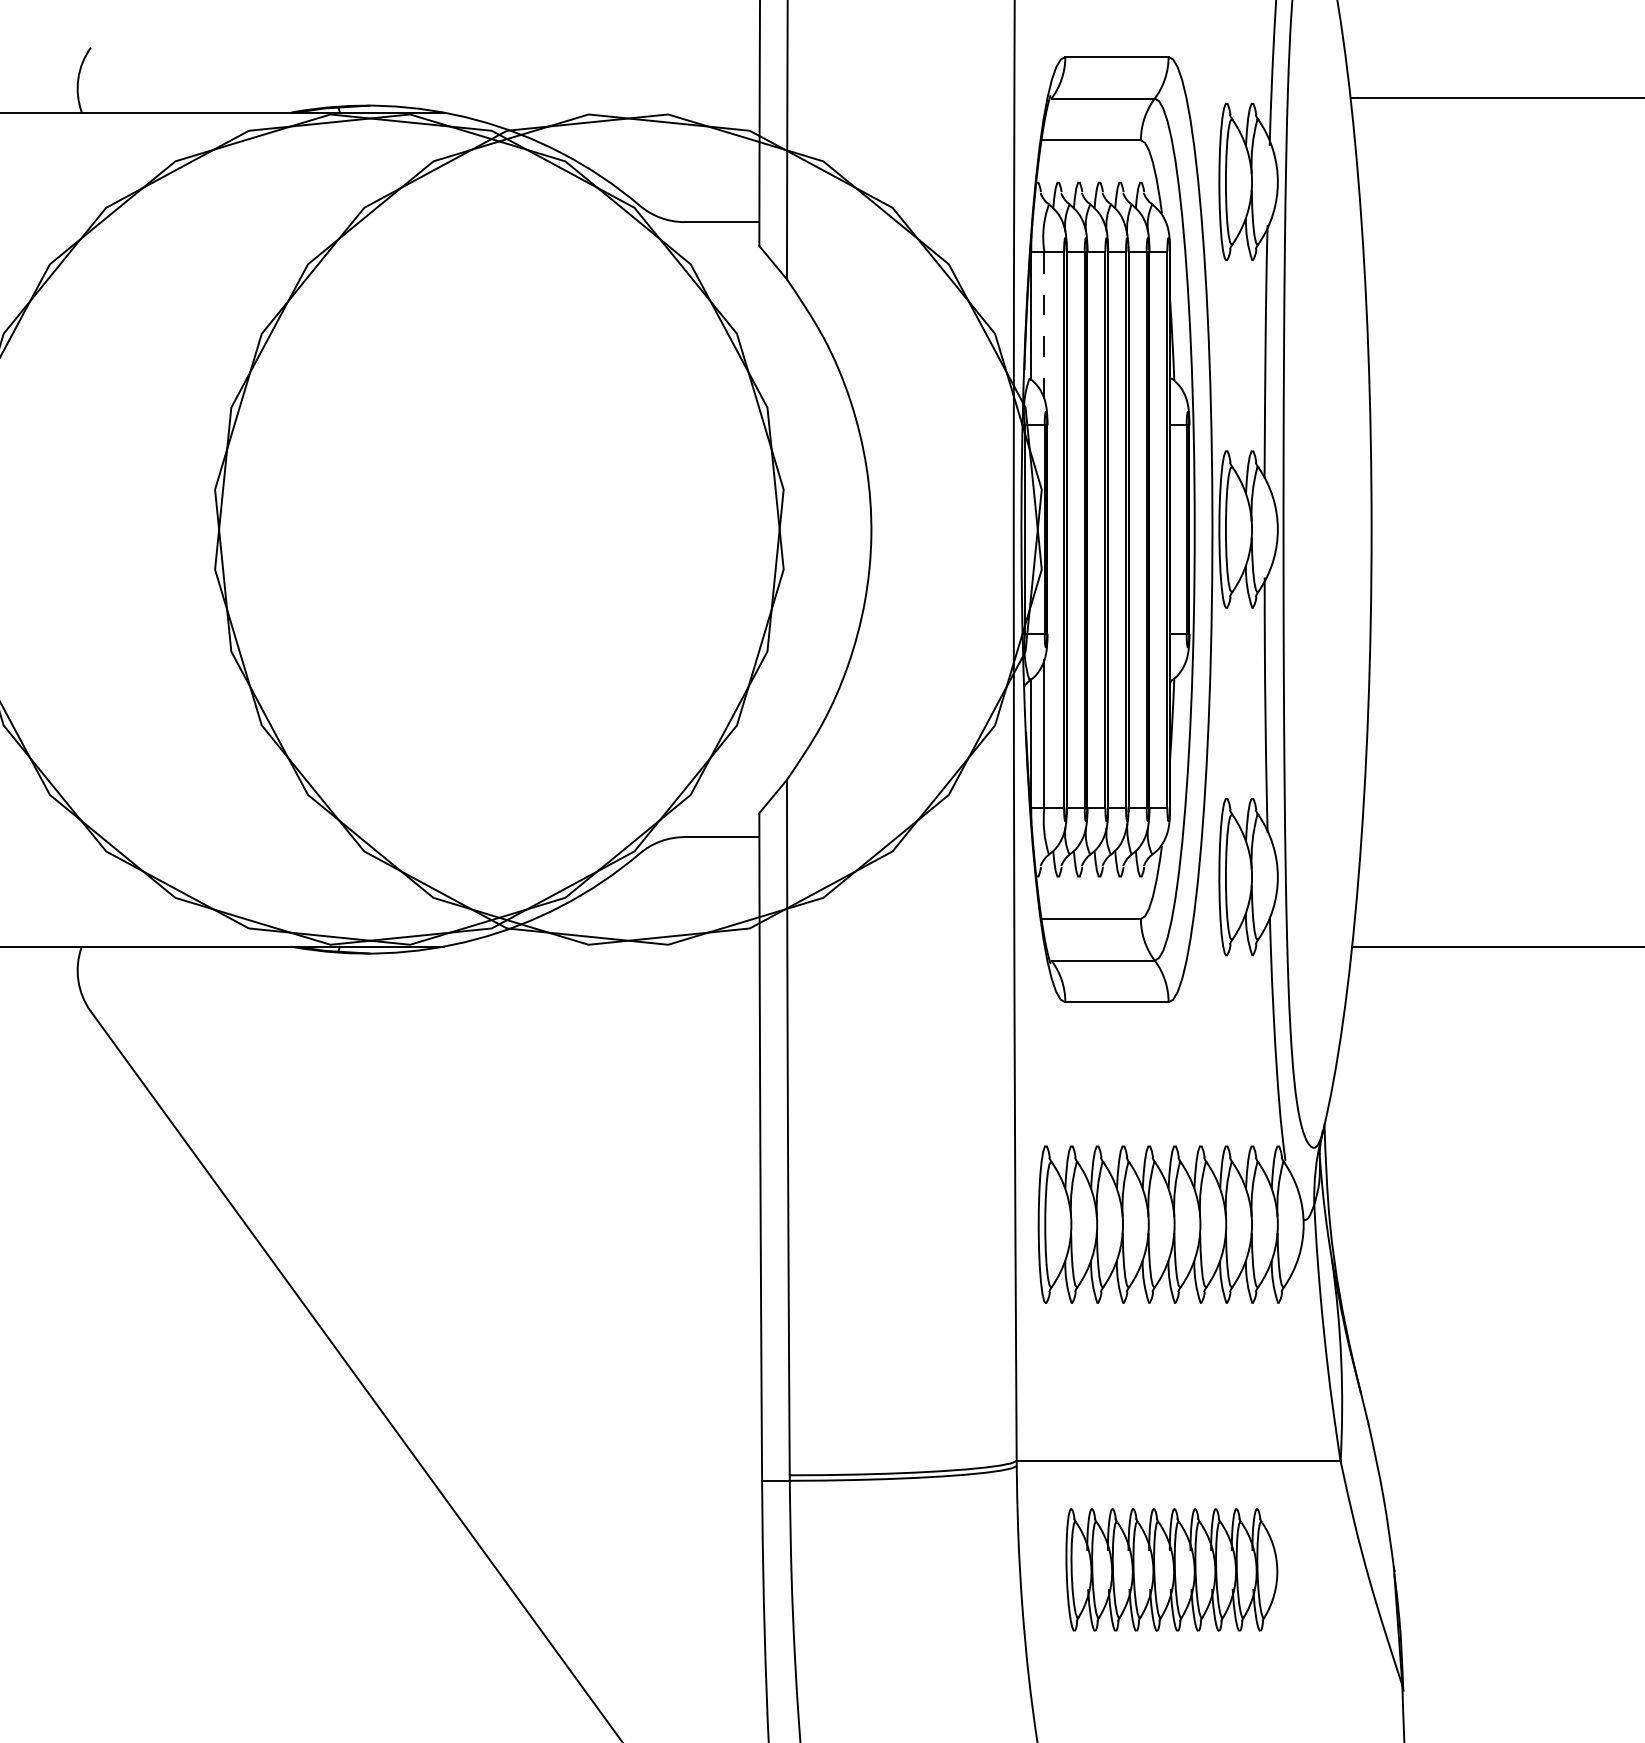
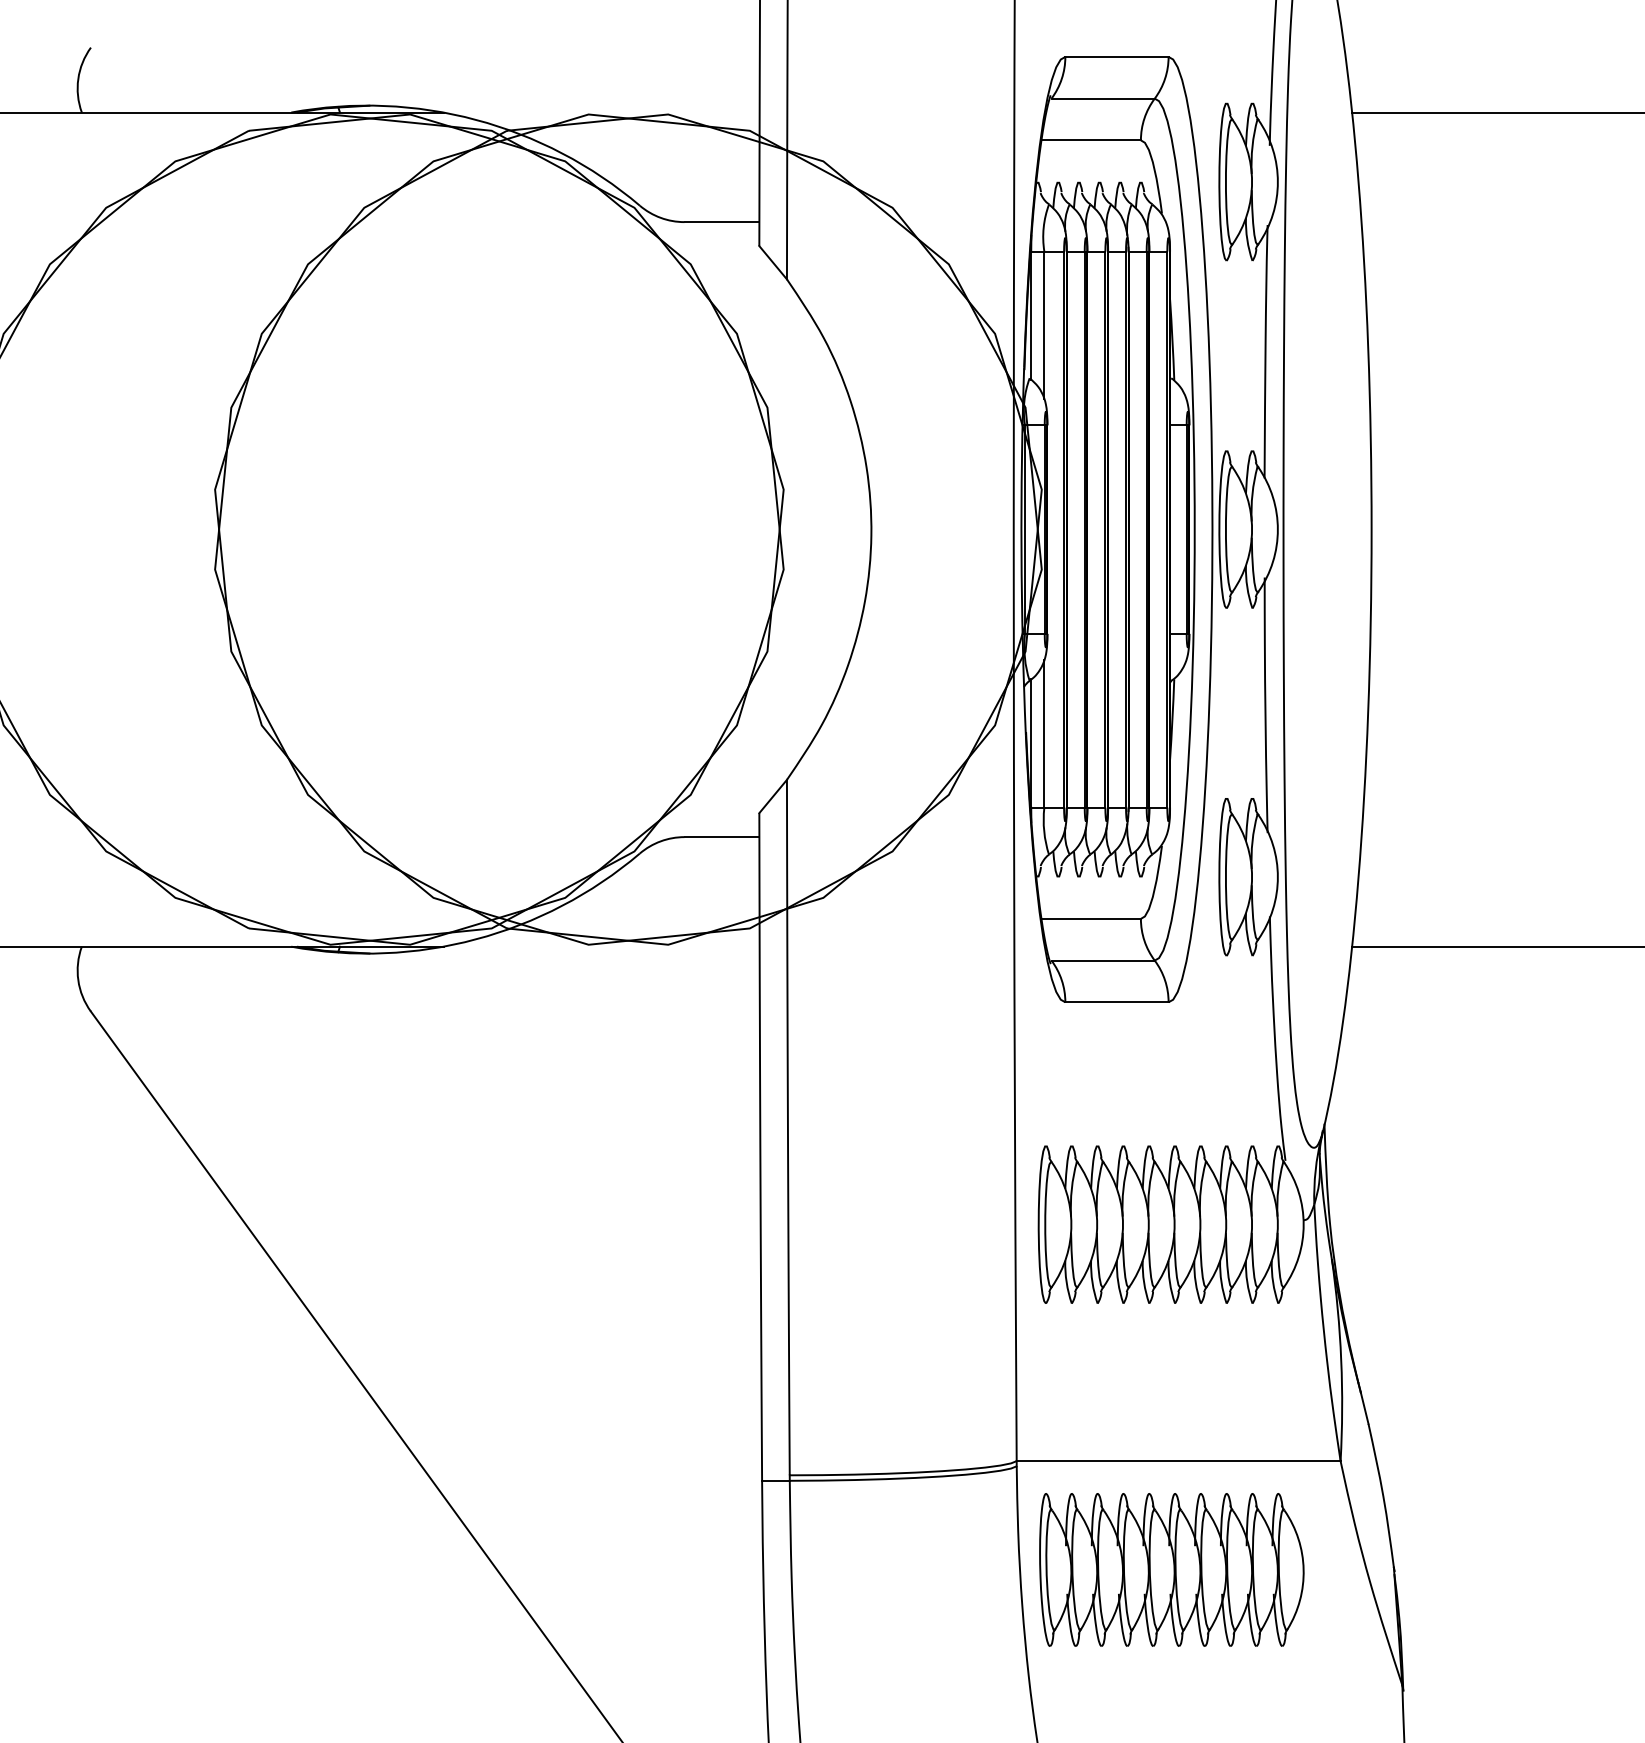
line position: (1496, 97) -> (1496, 112) (1496, 112)
line: dashed -> solid (1044, 325)
part size: 214x124 px -> 266x154 px (1171, 1569)
